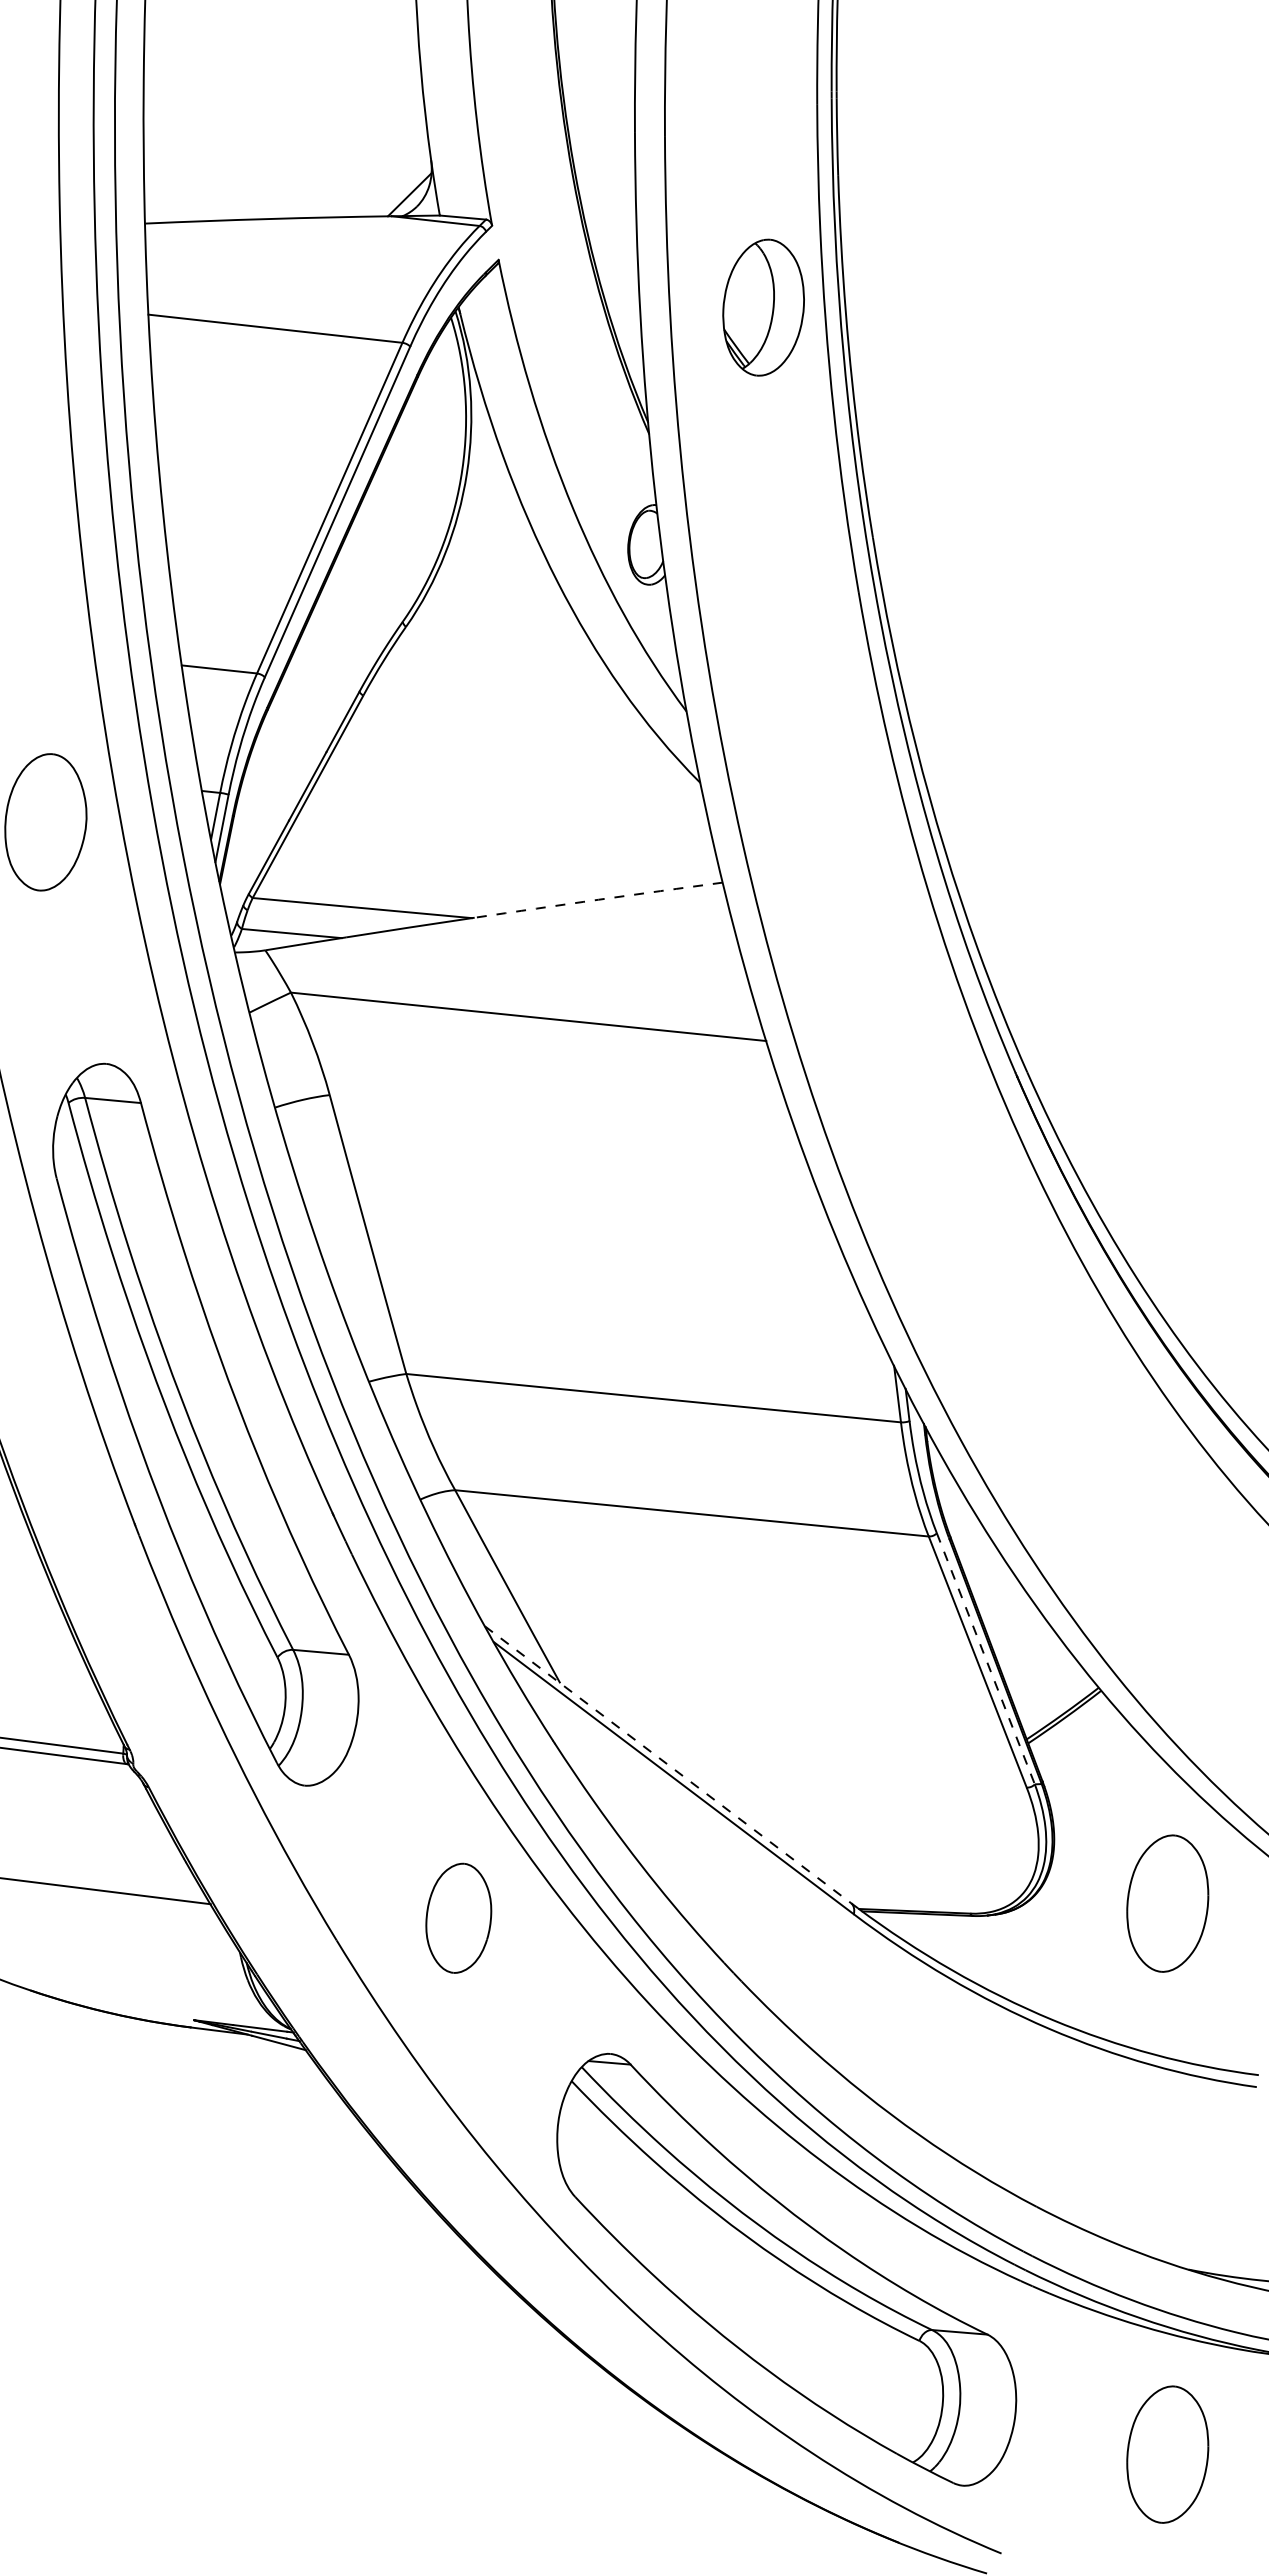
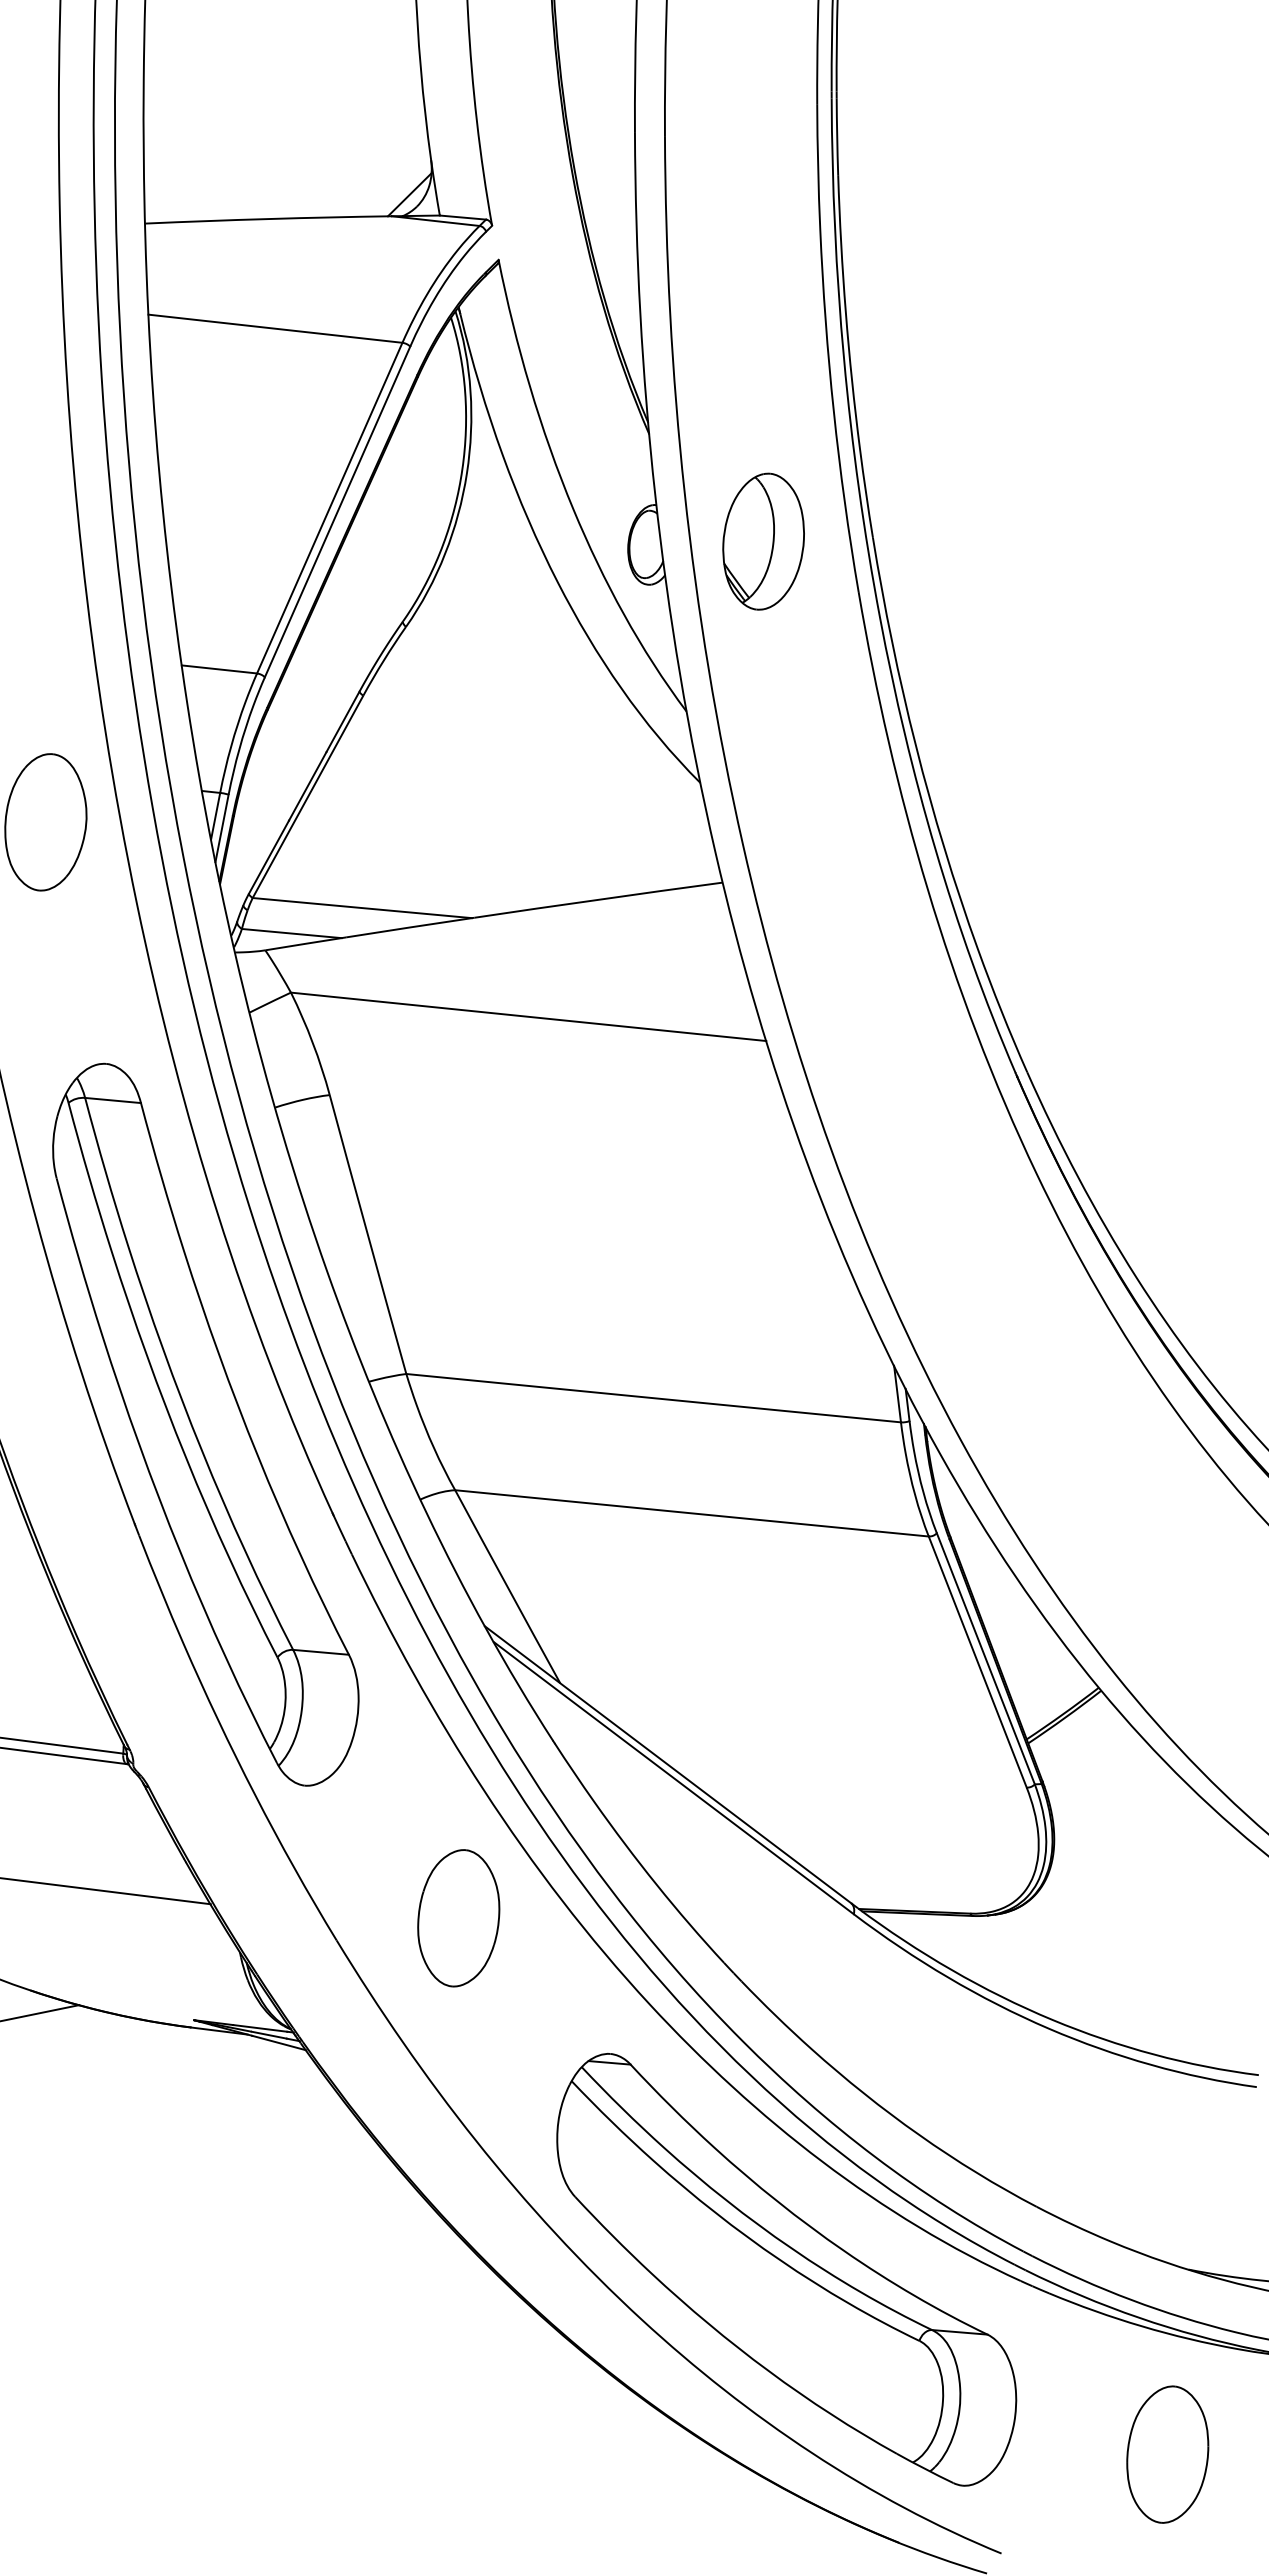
part position: (763, 307) -> (763, 541) (763, 541)
arc: dashed -> solid (598, 899)
line: dashed -> solid (985, 1658)
line: dashed -> solid (668, 1764)
part: present -> none (1167, 1903)
part size: 68x112 px -> 84x139 px (458, 1918)
line: none -> present (40, 2012)
